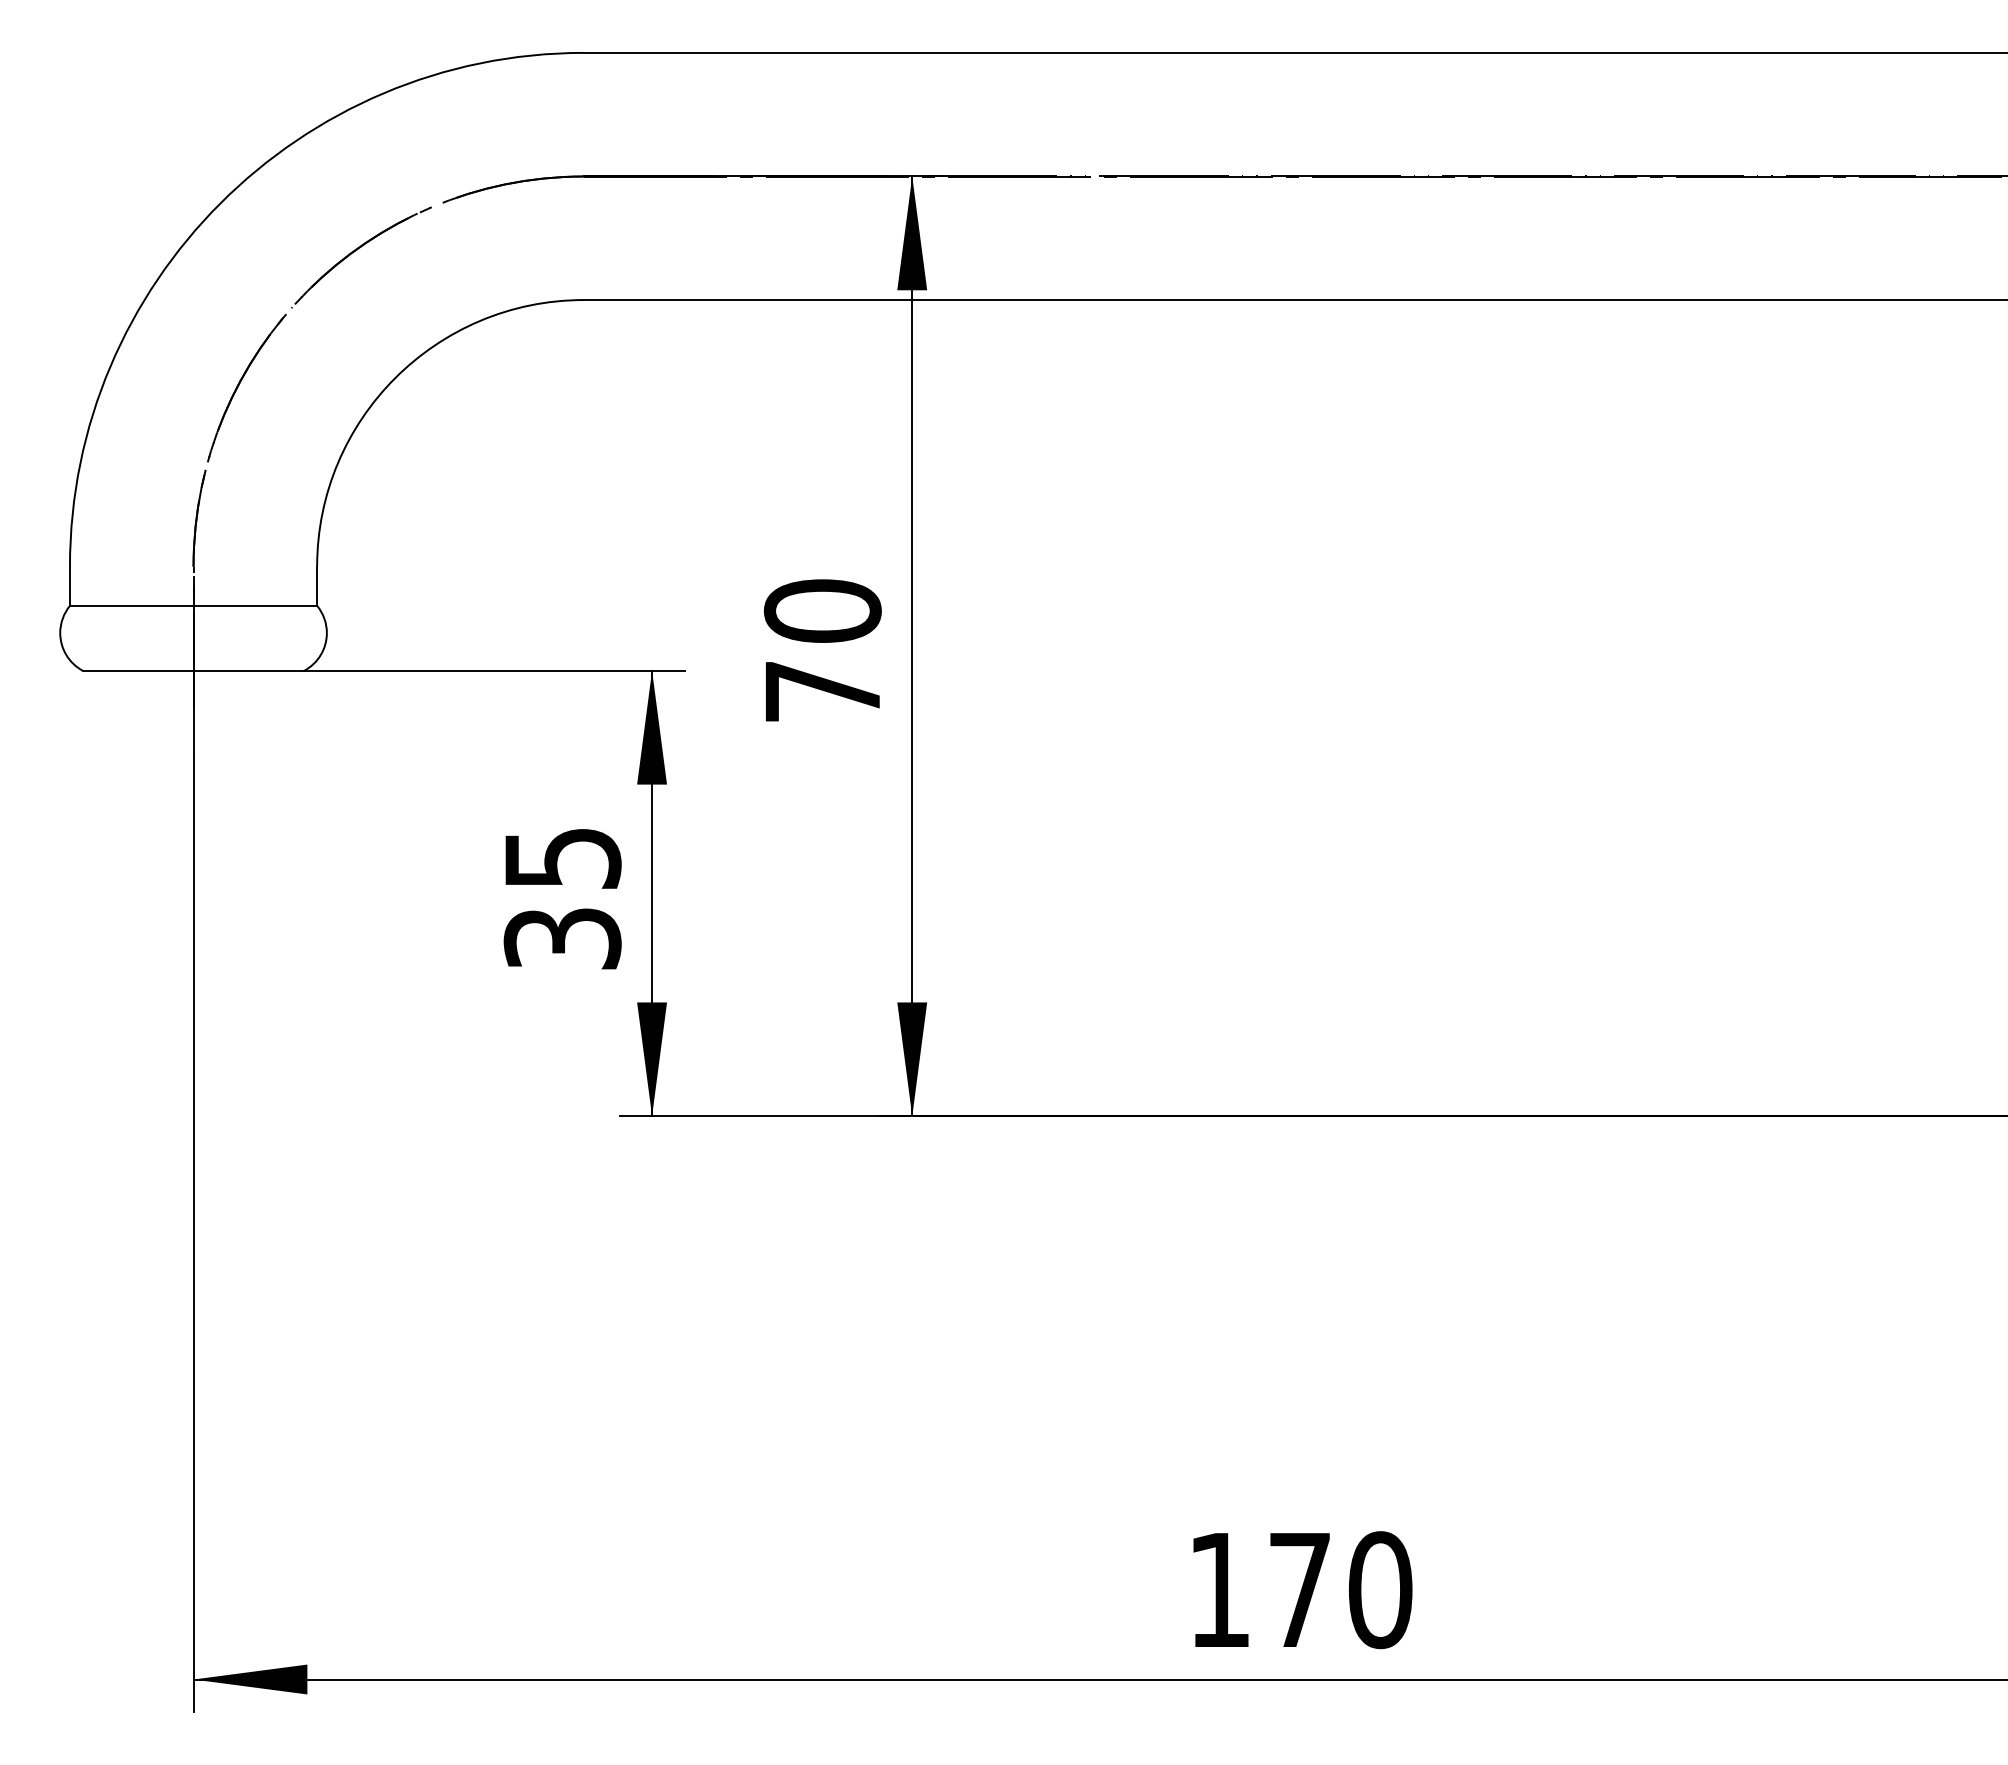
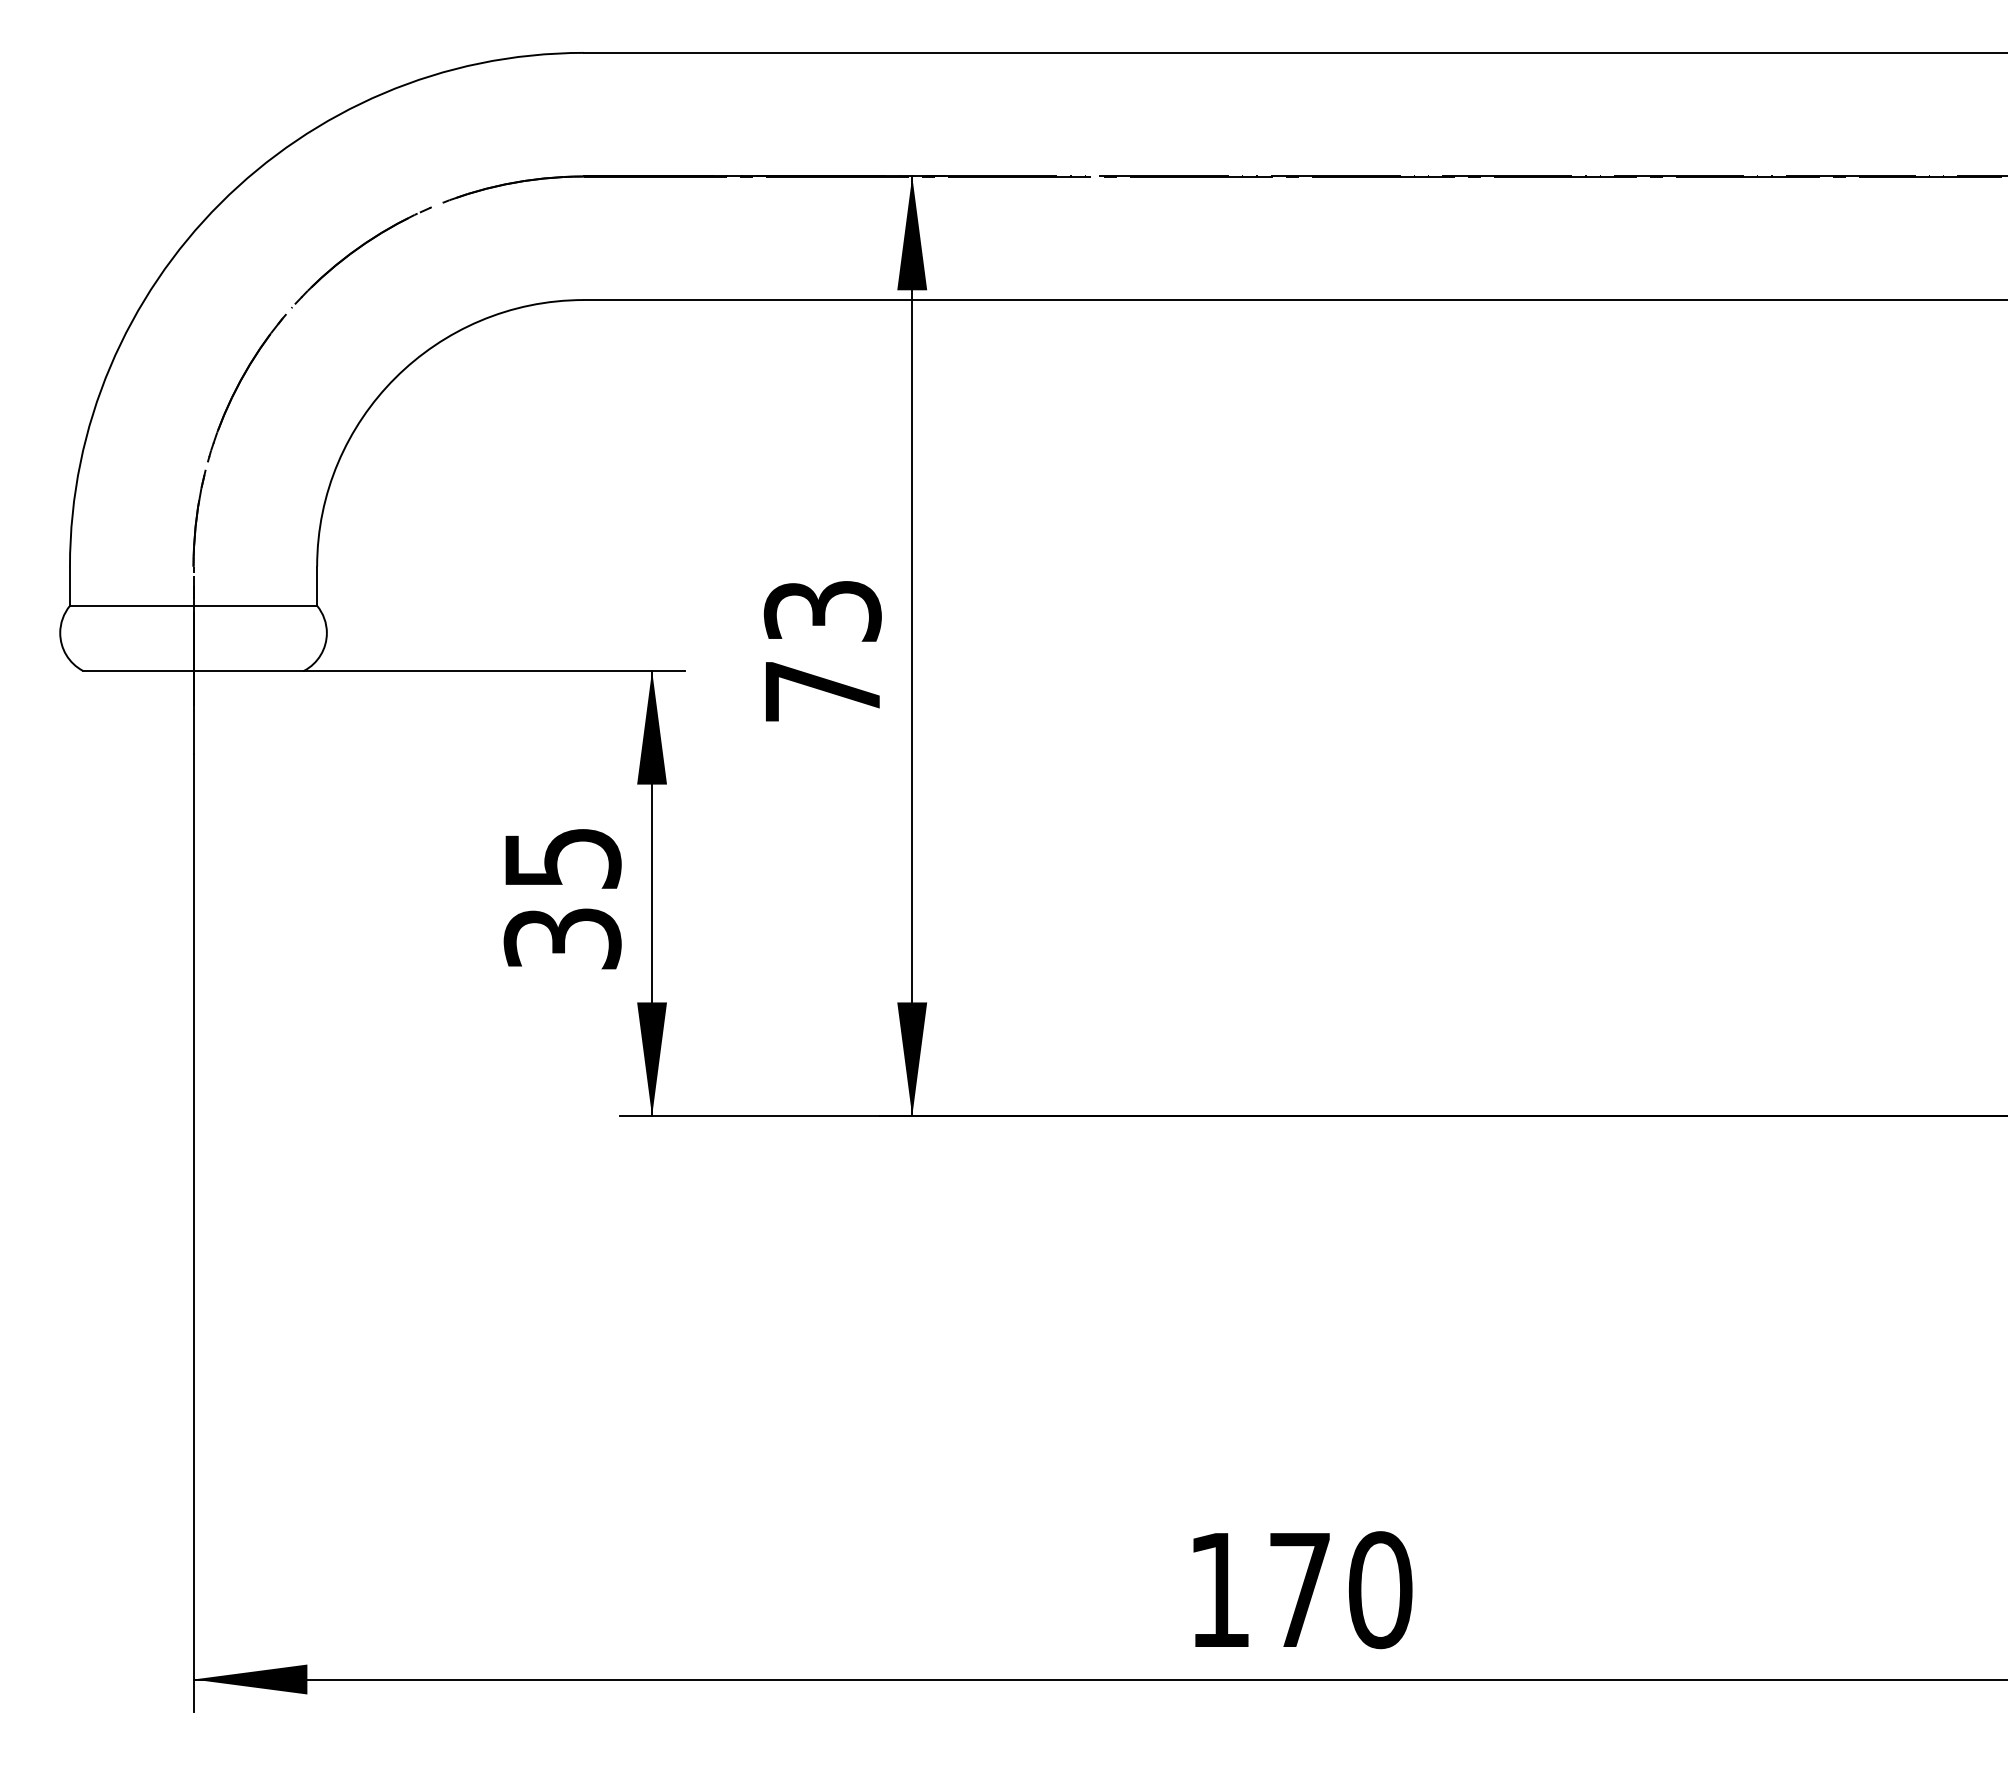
text: 70 -> 73 (822, 610)
